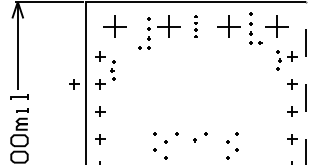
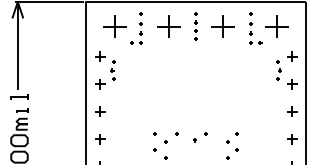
part size: 4x23 px -> 4x29 px (195, 26)
part position: (228, 26) -> (222, 26) (222, 26)
part position: (144, 33) -> (136, 28) (136, 28)
part position: (278, 60) -> (278, 70) (278, 70)
line: dashed -> solid (305, 82)
part: present -> none (74, 84)
